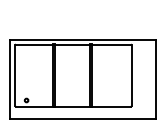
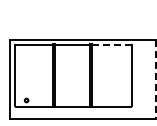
line: solid -> dashed (111, 44)
line: solid -> dashed (155, 79)
